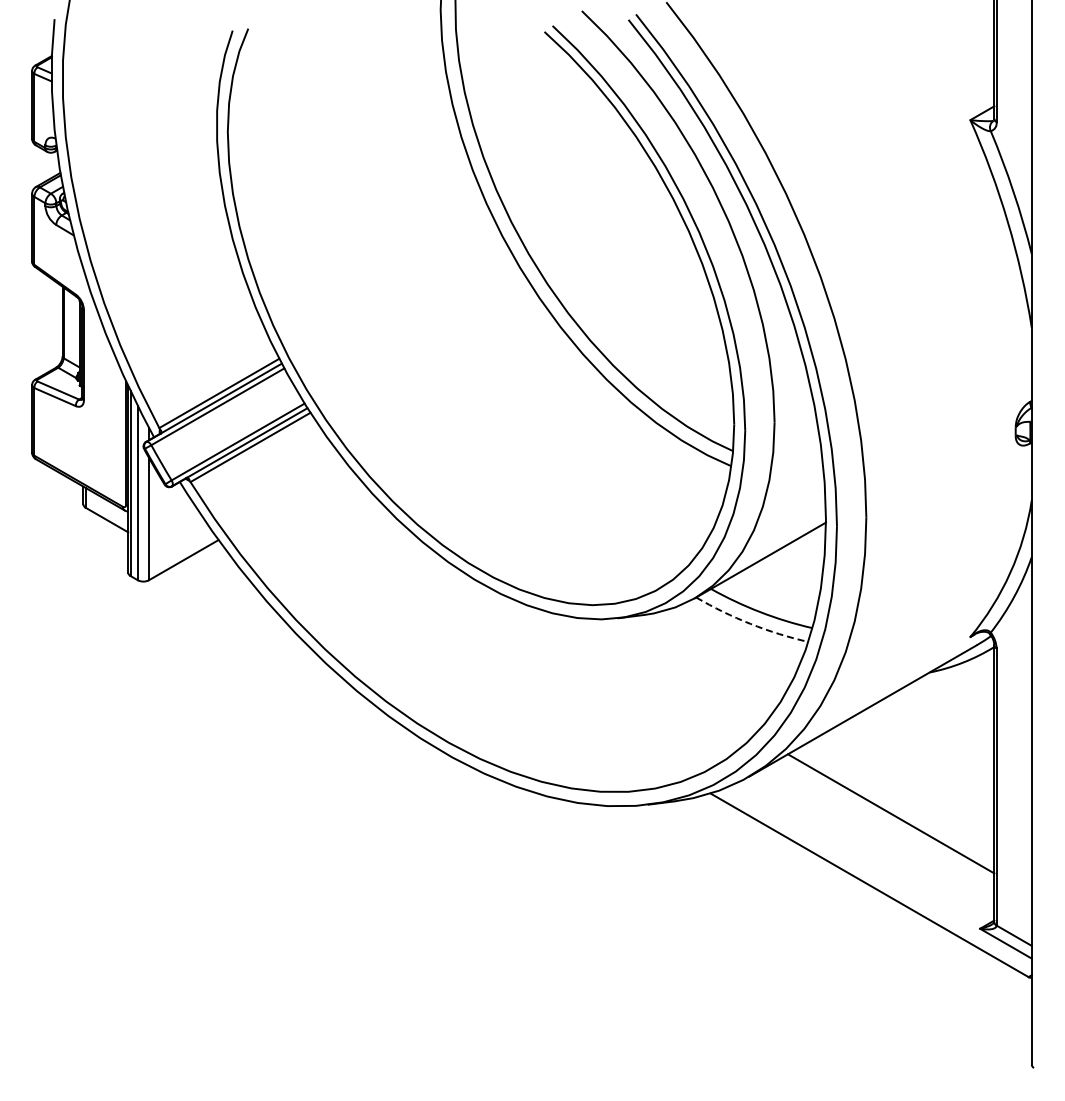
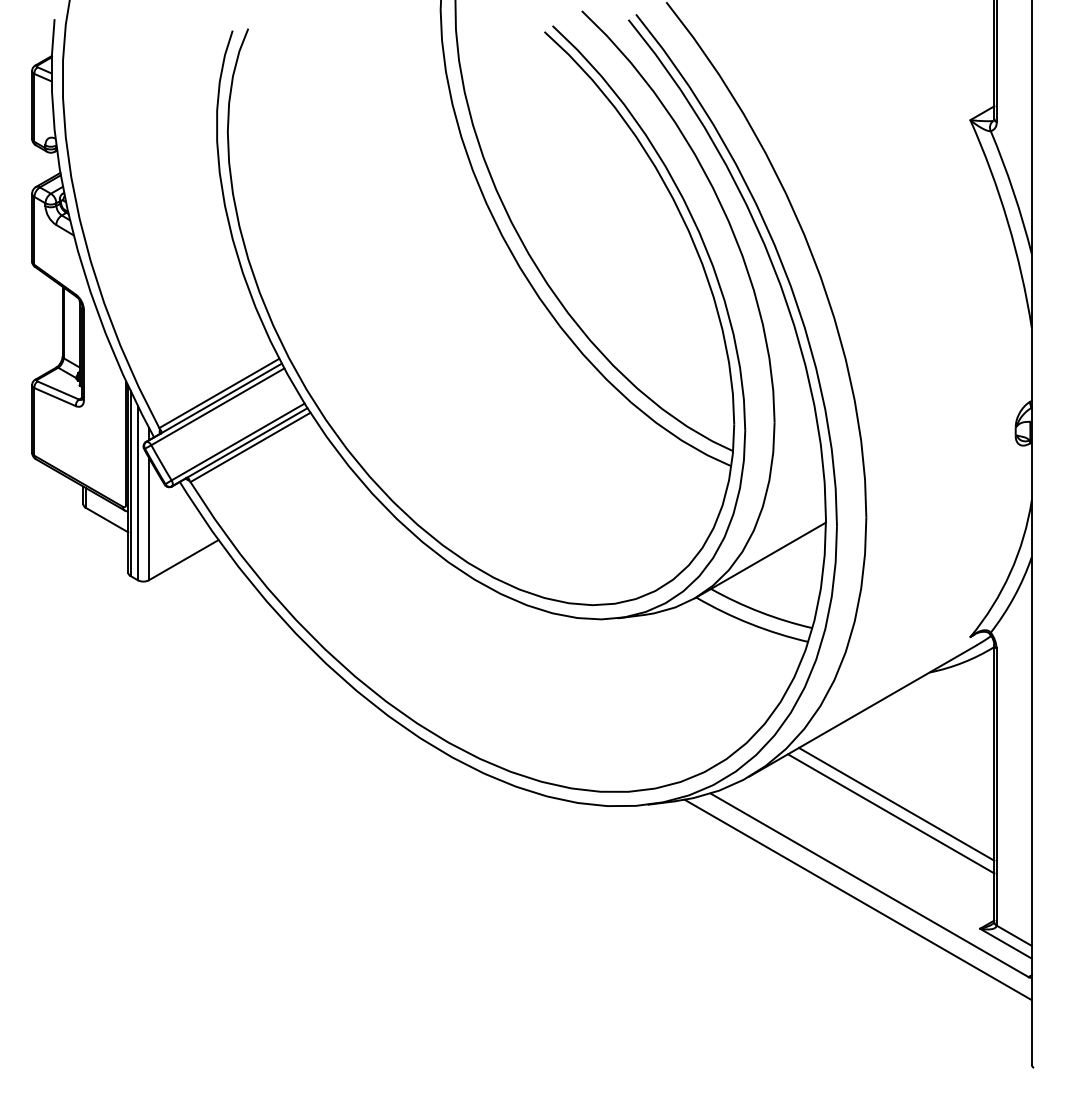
arc: dashed -> solid (750, 623)
line: none -> present (896, 803)
line: none -> present (857, 899)
